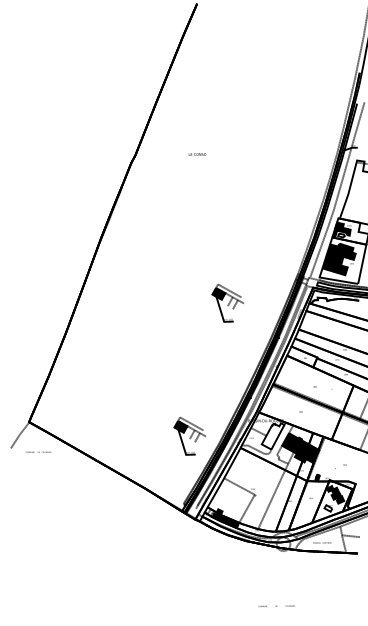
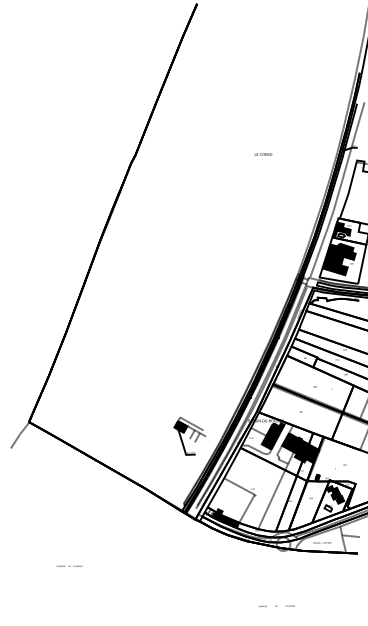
text position: (197, 154) -> (263, 154) (263, 154)
part: present -> none (227, 303)
fill: none -> present (272, 436)
text position: (38, 451) -> (69, 565) (69, 565)
